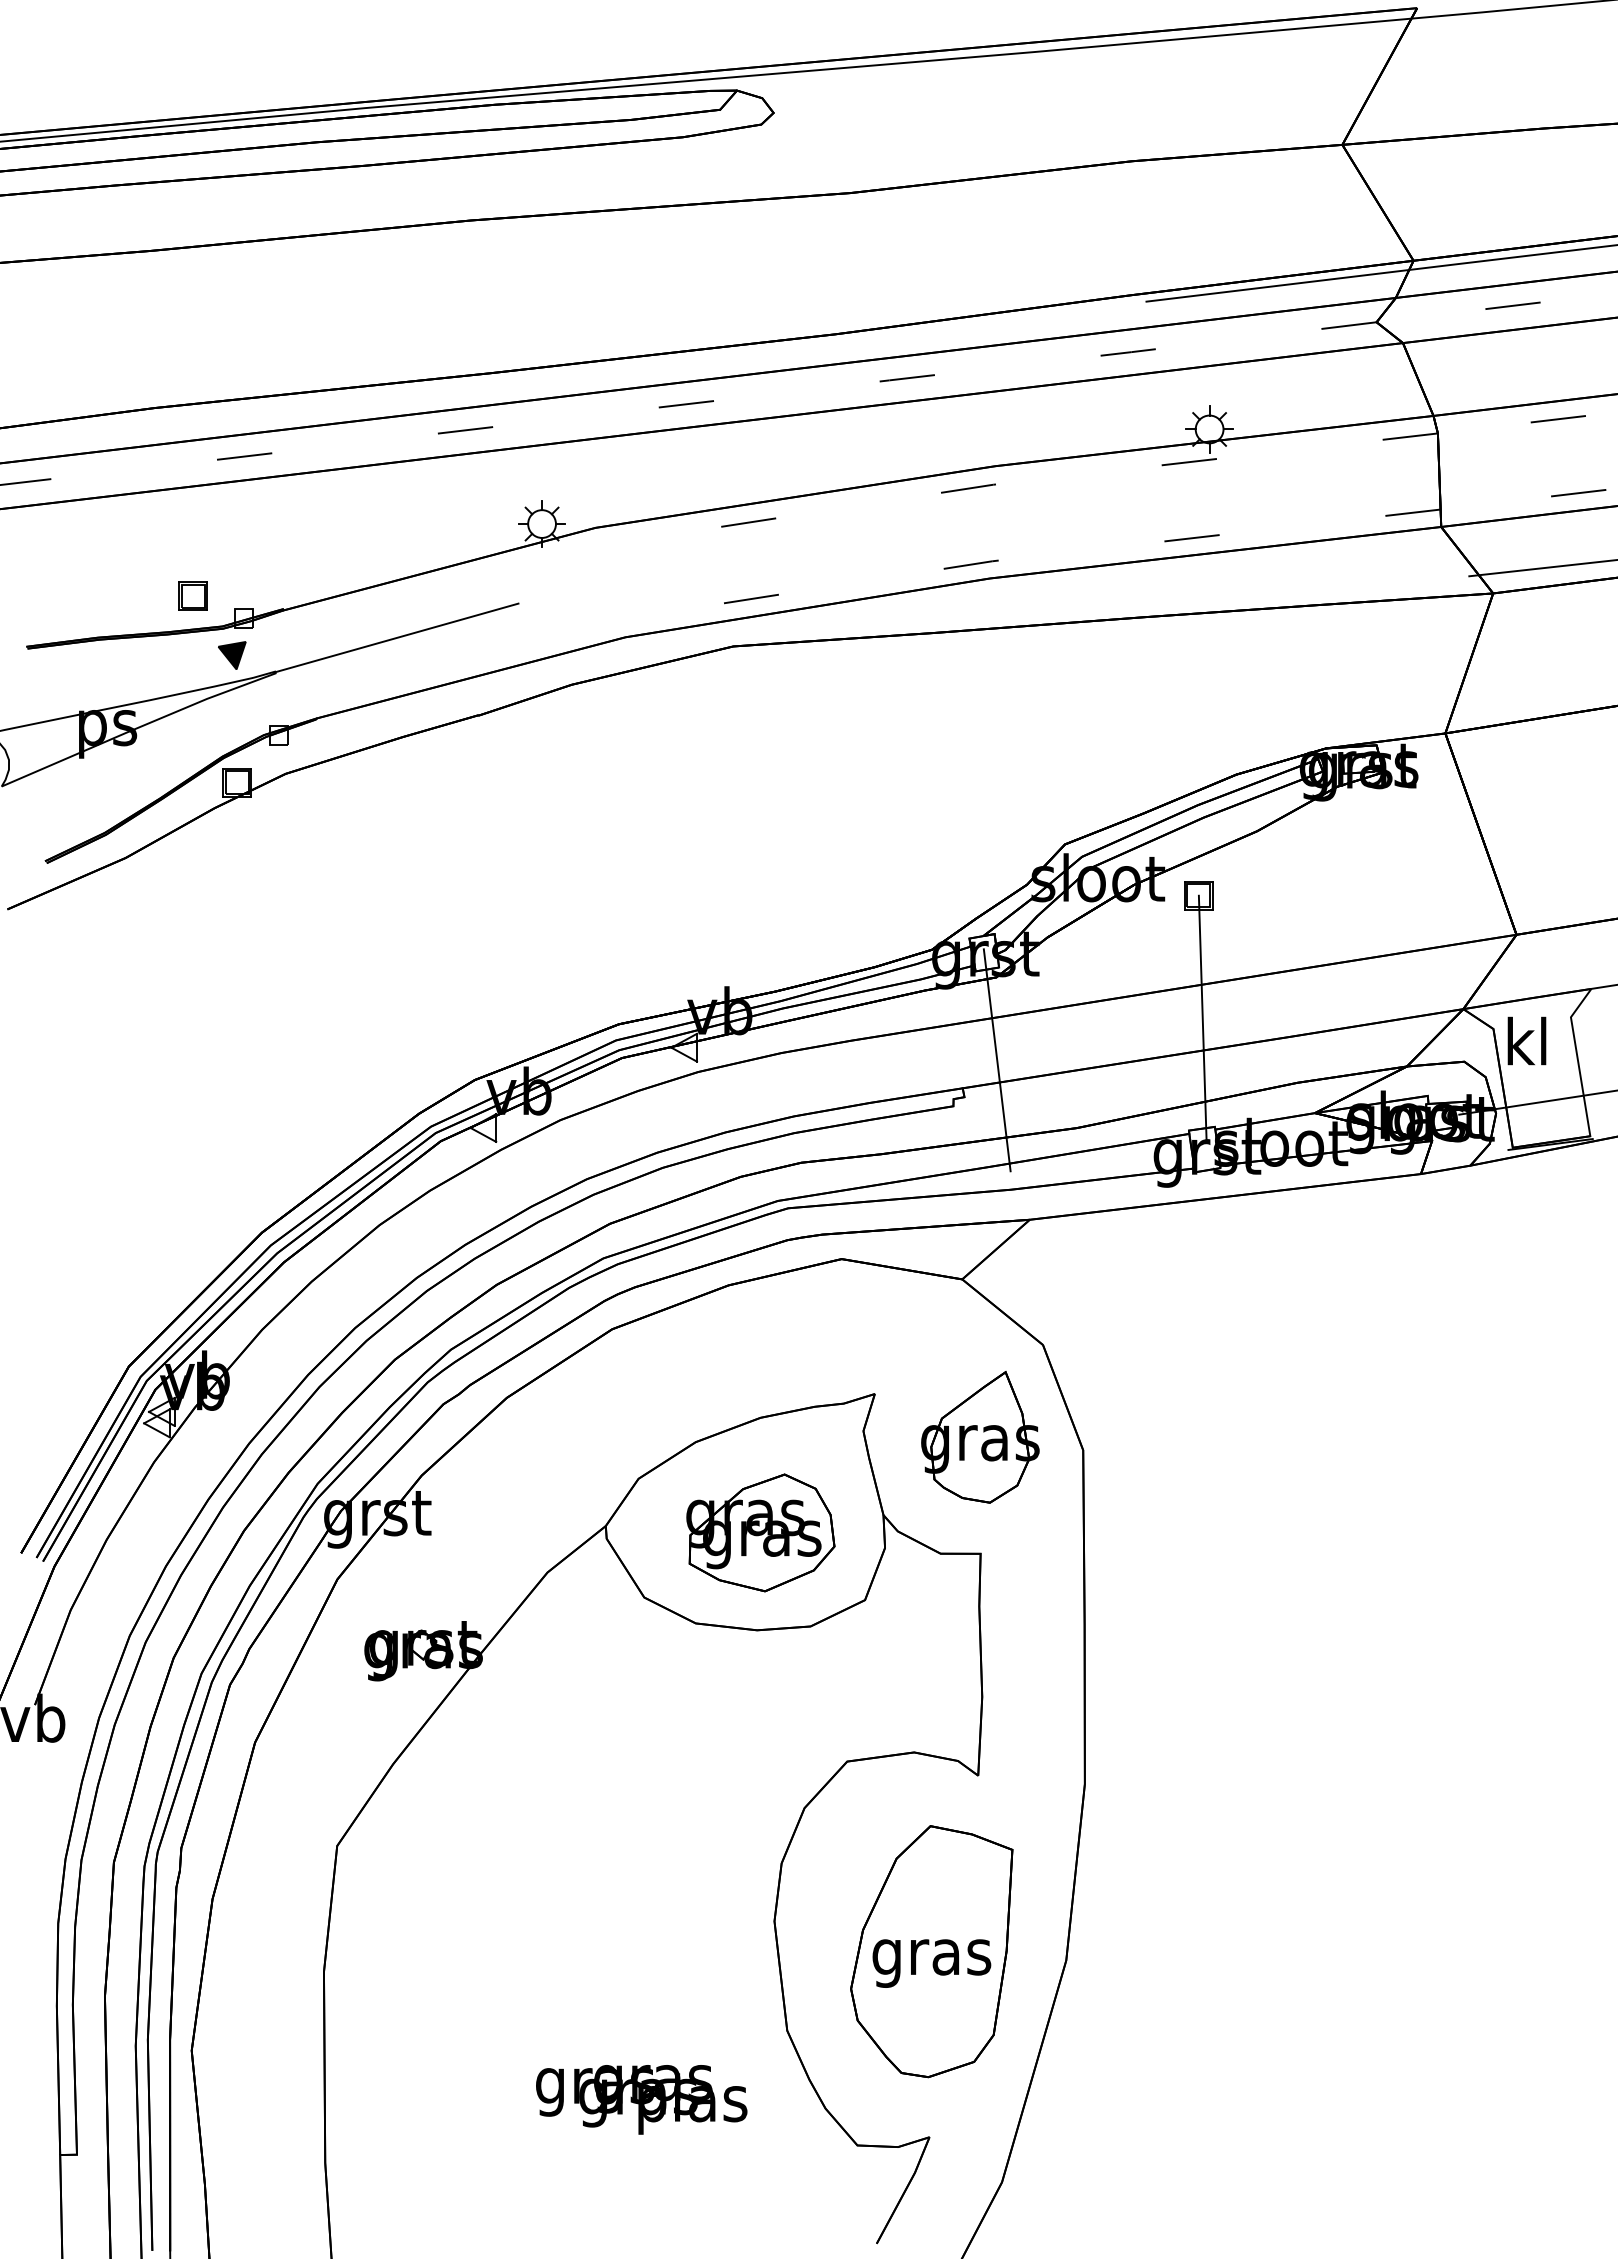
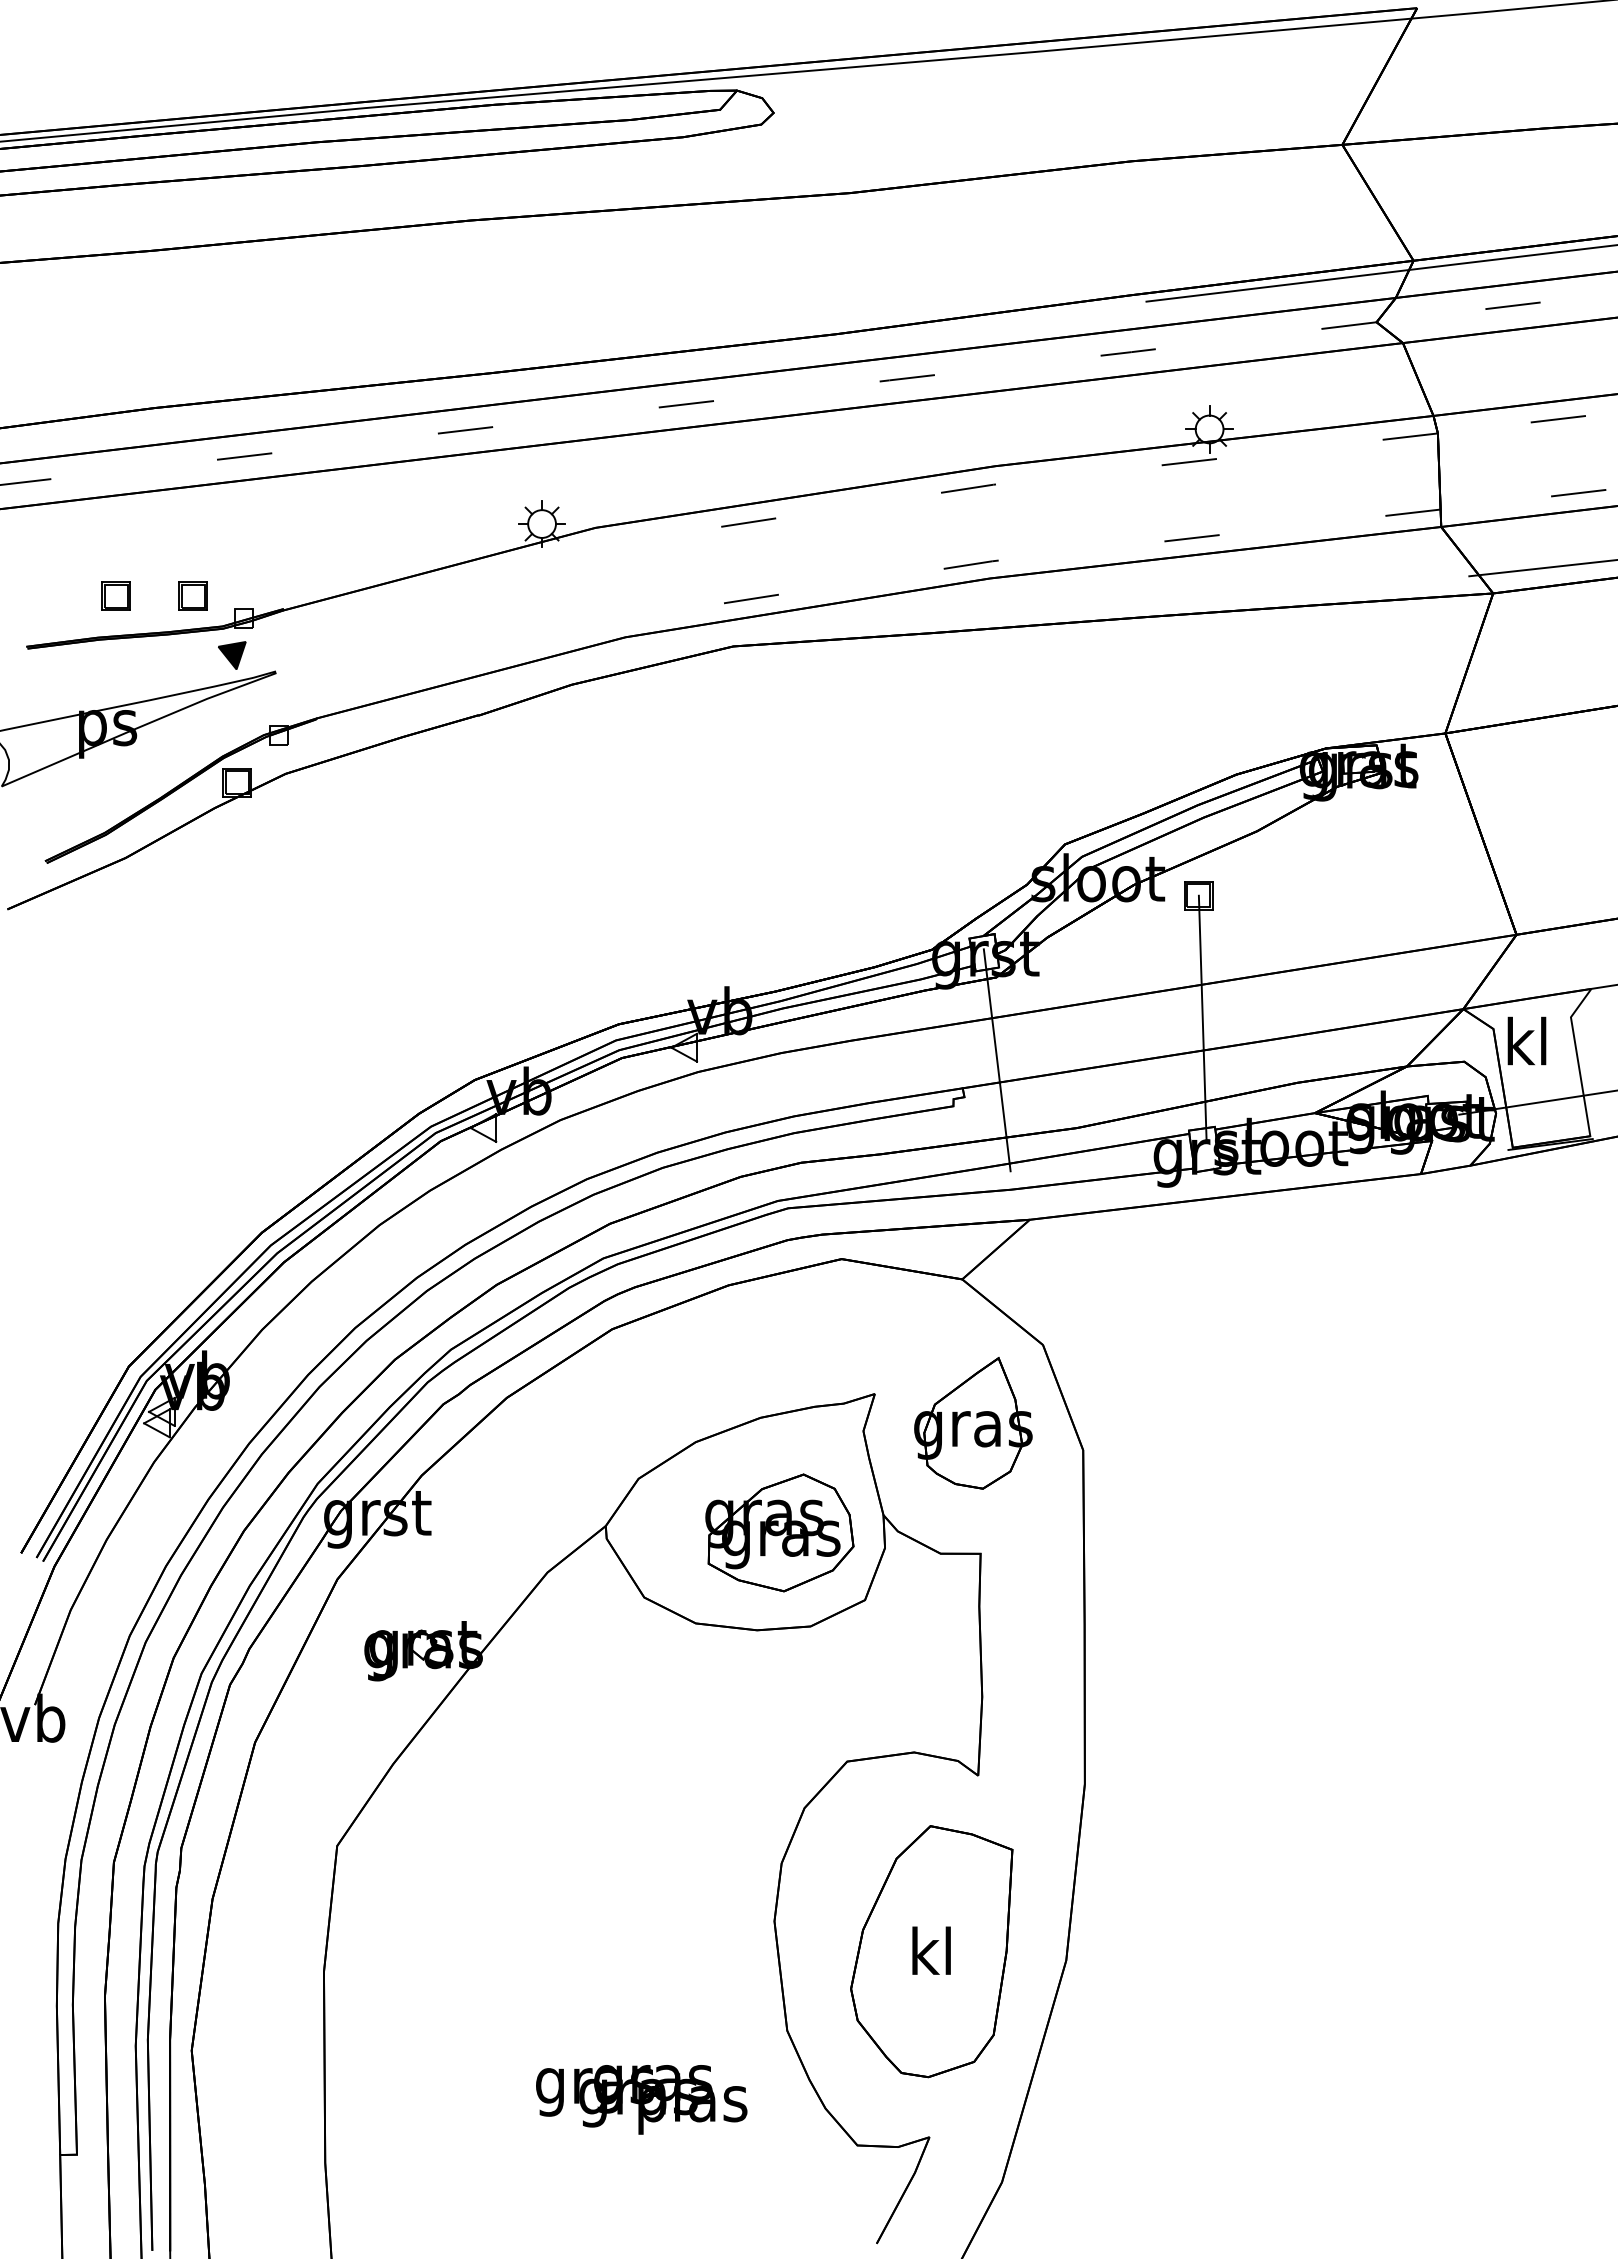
part: none -> present (115, 595)
line: present -> none (396, 637)
part position: (980, 1437) -> (973, 1423) (973, 1423)
part position: (760, 1532) -> (779, 1532) (779, 1532)
text: gras -> kl (931, 1956)
